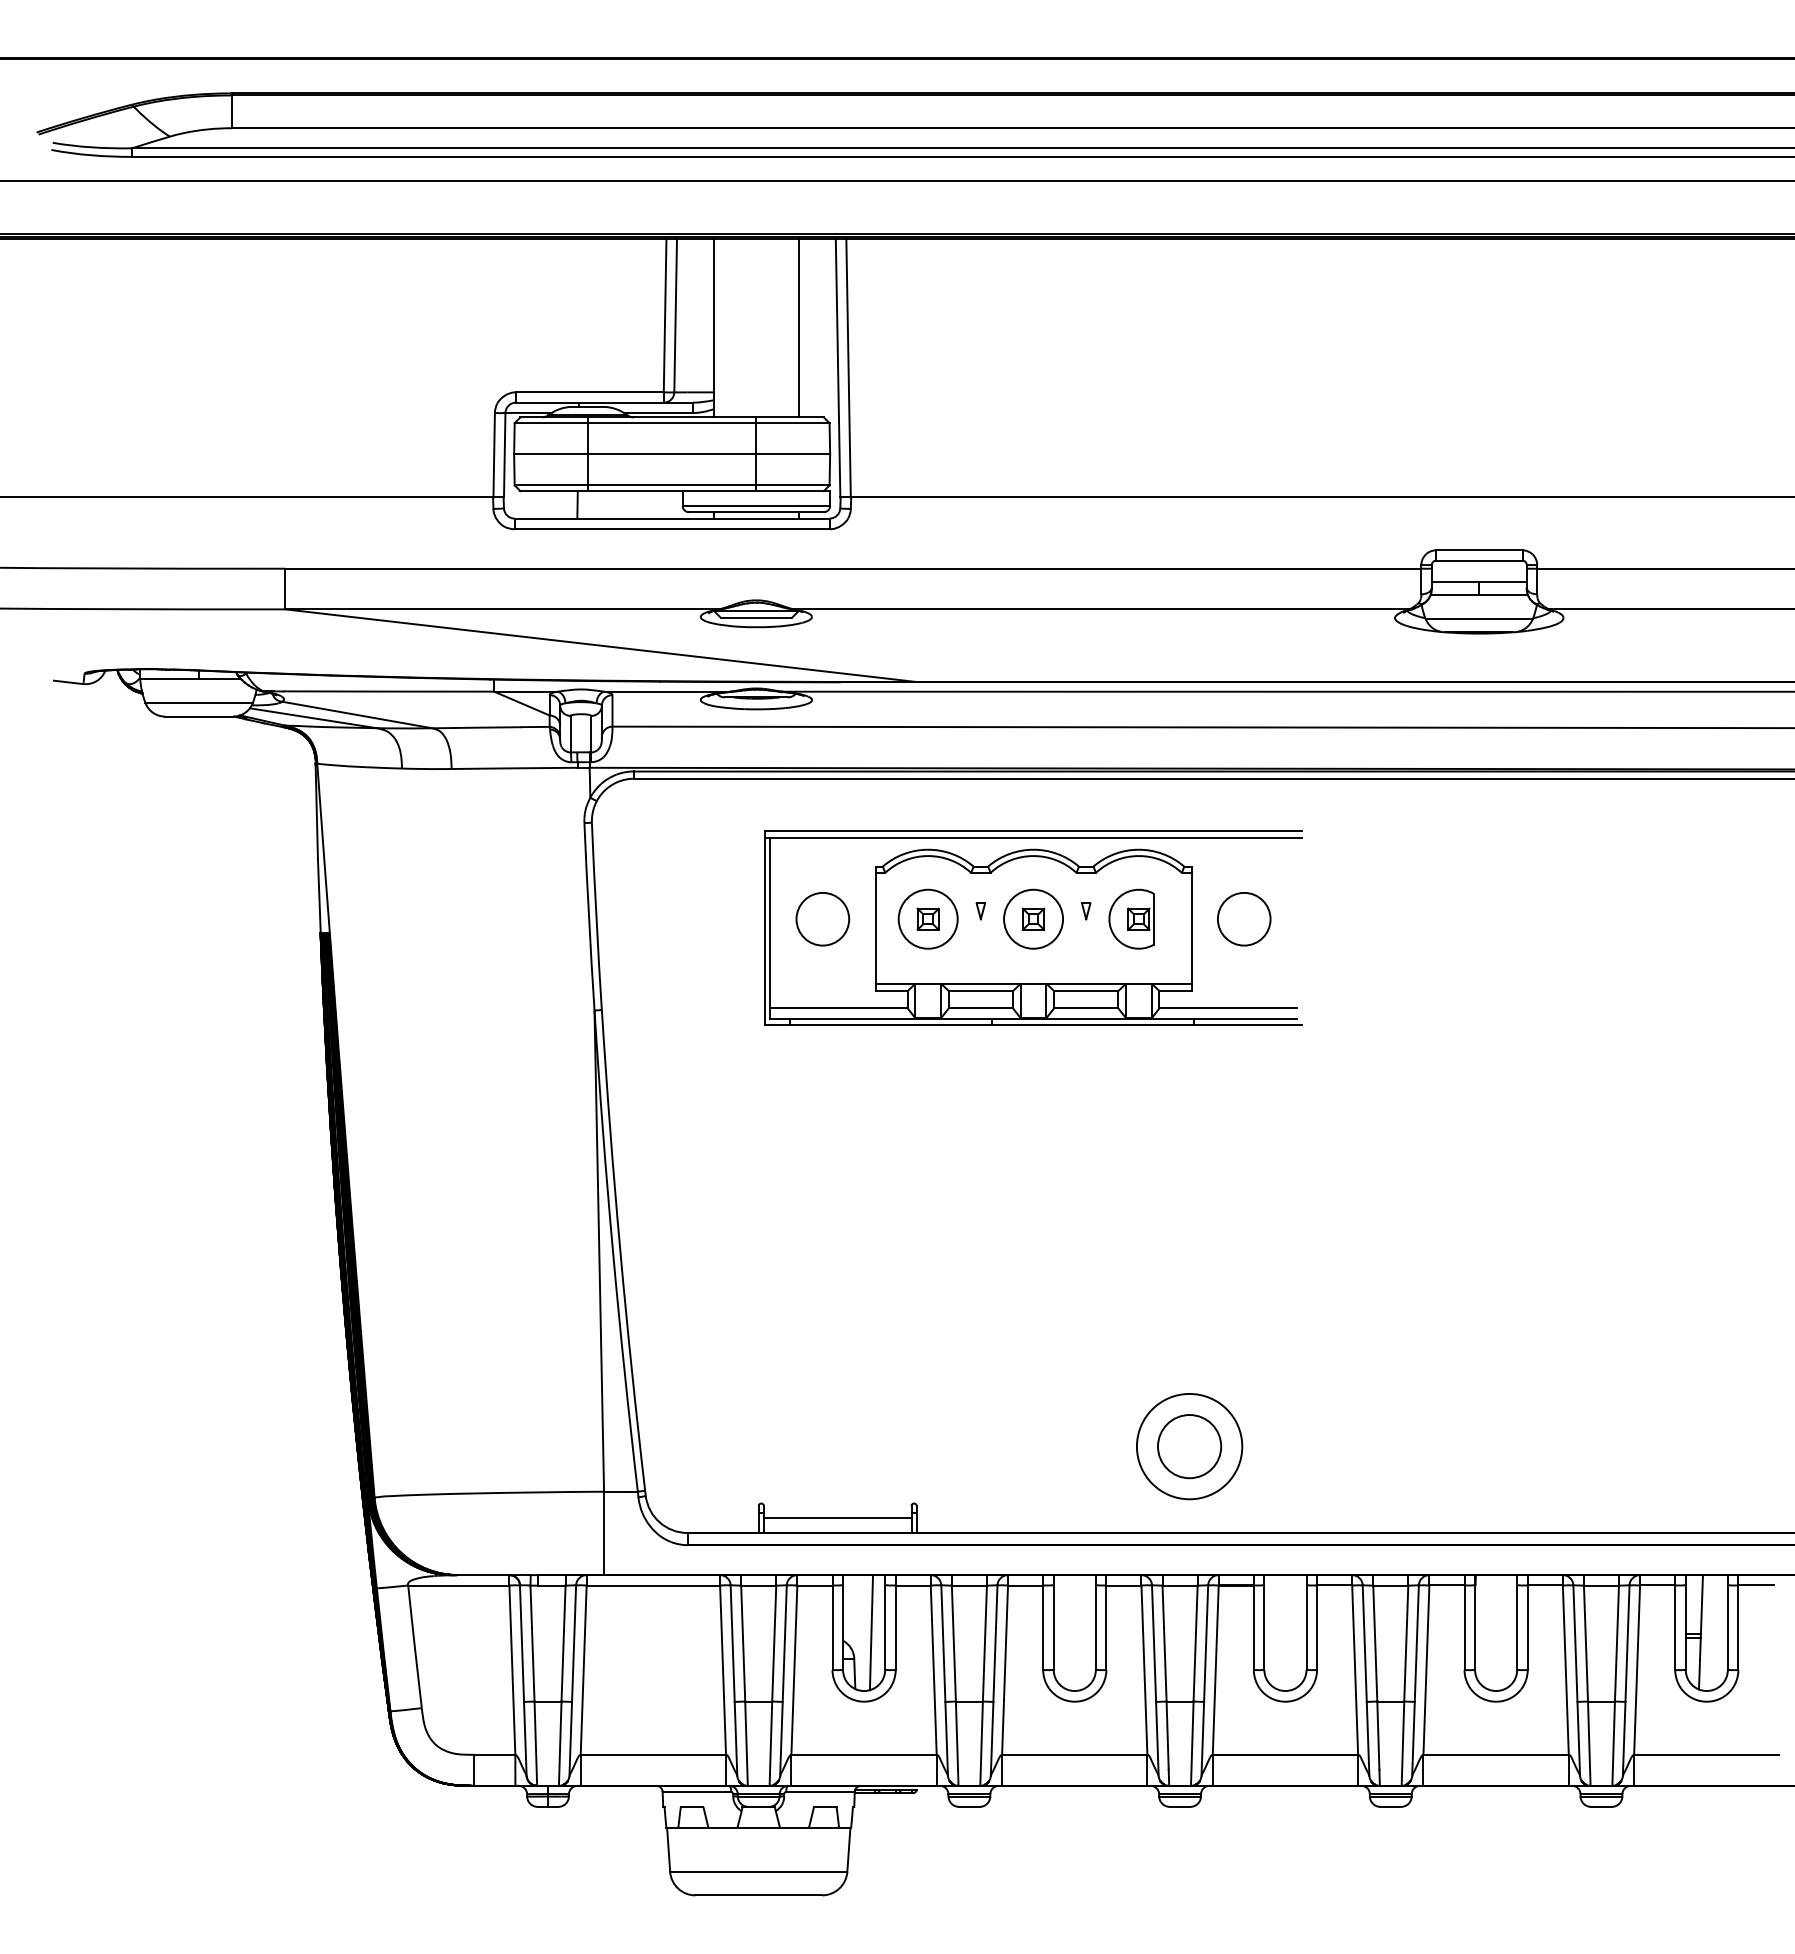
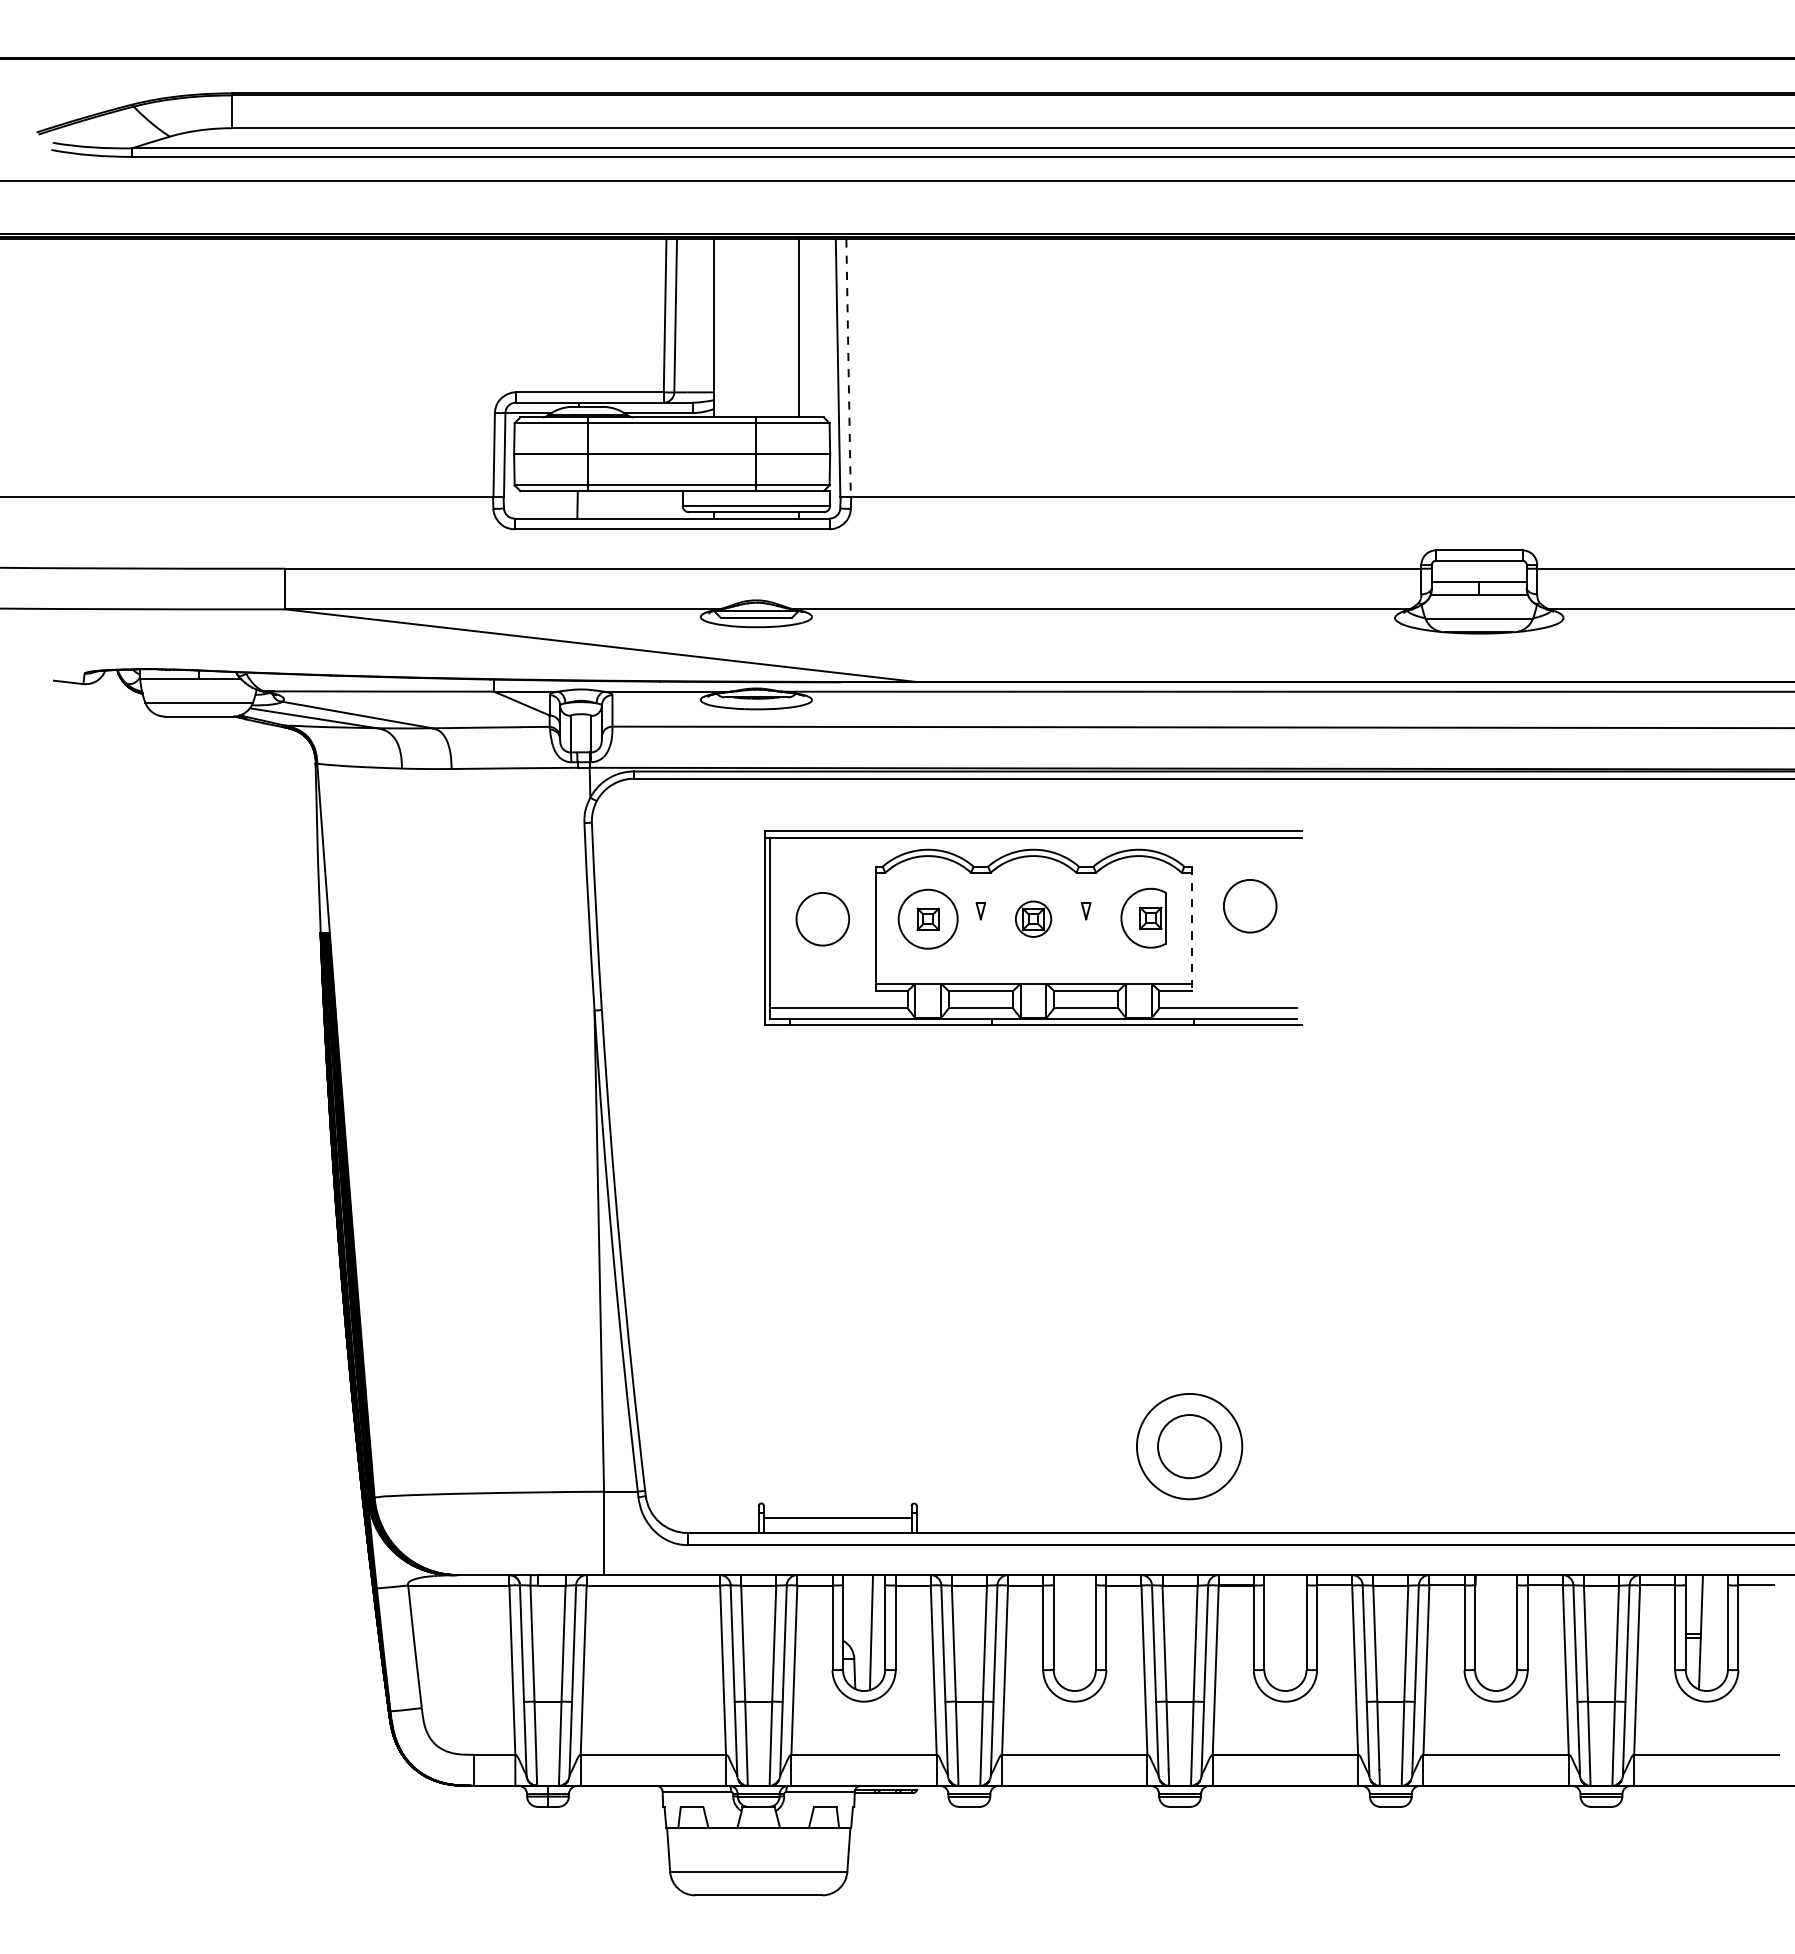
line: solid -> dashed (848, 368)
circle diameter: 59 px -> 35 px (1033, 918)
part position: (1131, 918) -> (1143, 917) (1143, 917)
circle position: (1244, 919) -> (1250, 906) (1250, 906)
line: solid -> dashed (1191, 929)
